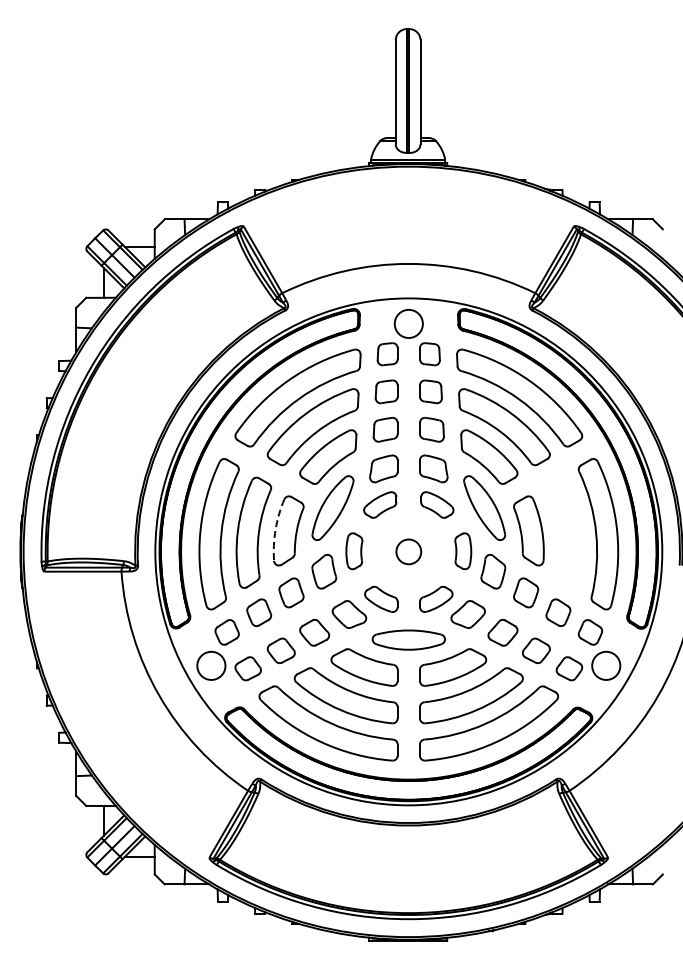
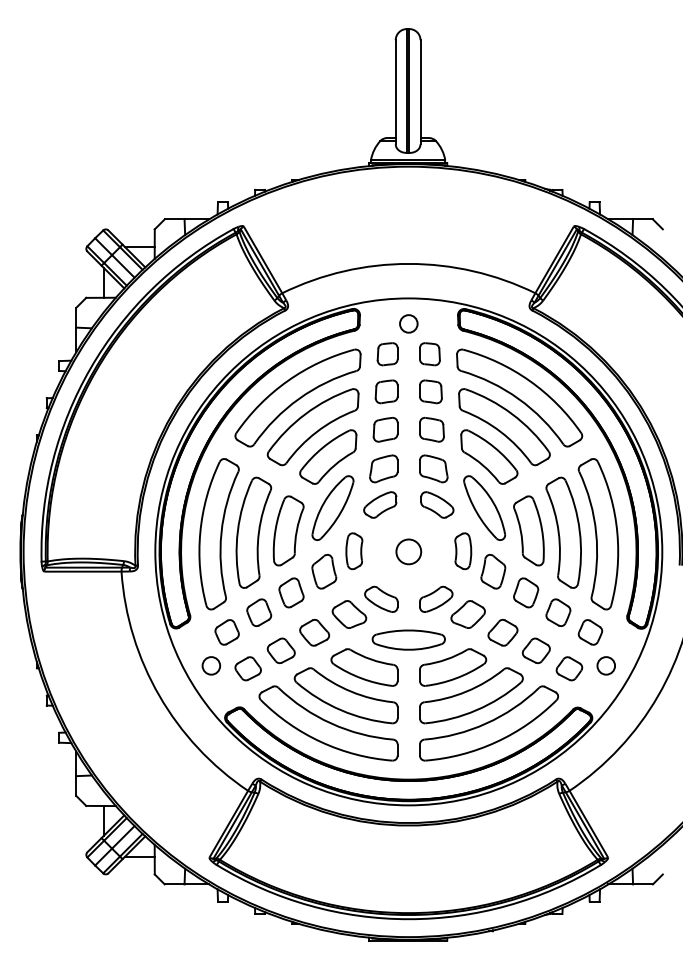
circle diameter: 28 px -> 18 px (408, 323)
arc: dashed -> solid (275, 529)
part: none -> present (563, 532)
circle diameter: 28 px -> 18 px (211, 665)
circle diameter: 28 px -> 18 px (606, 665)
